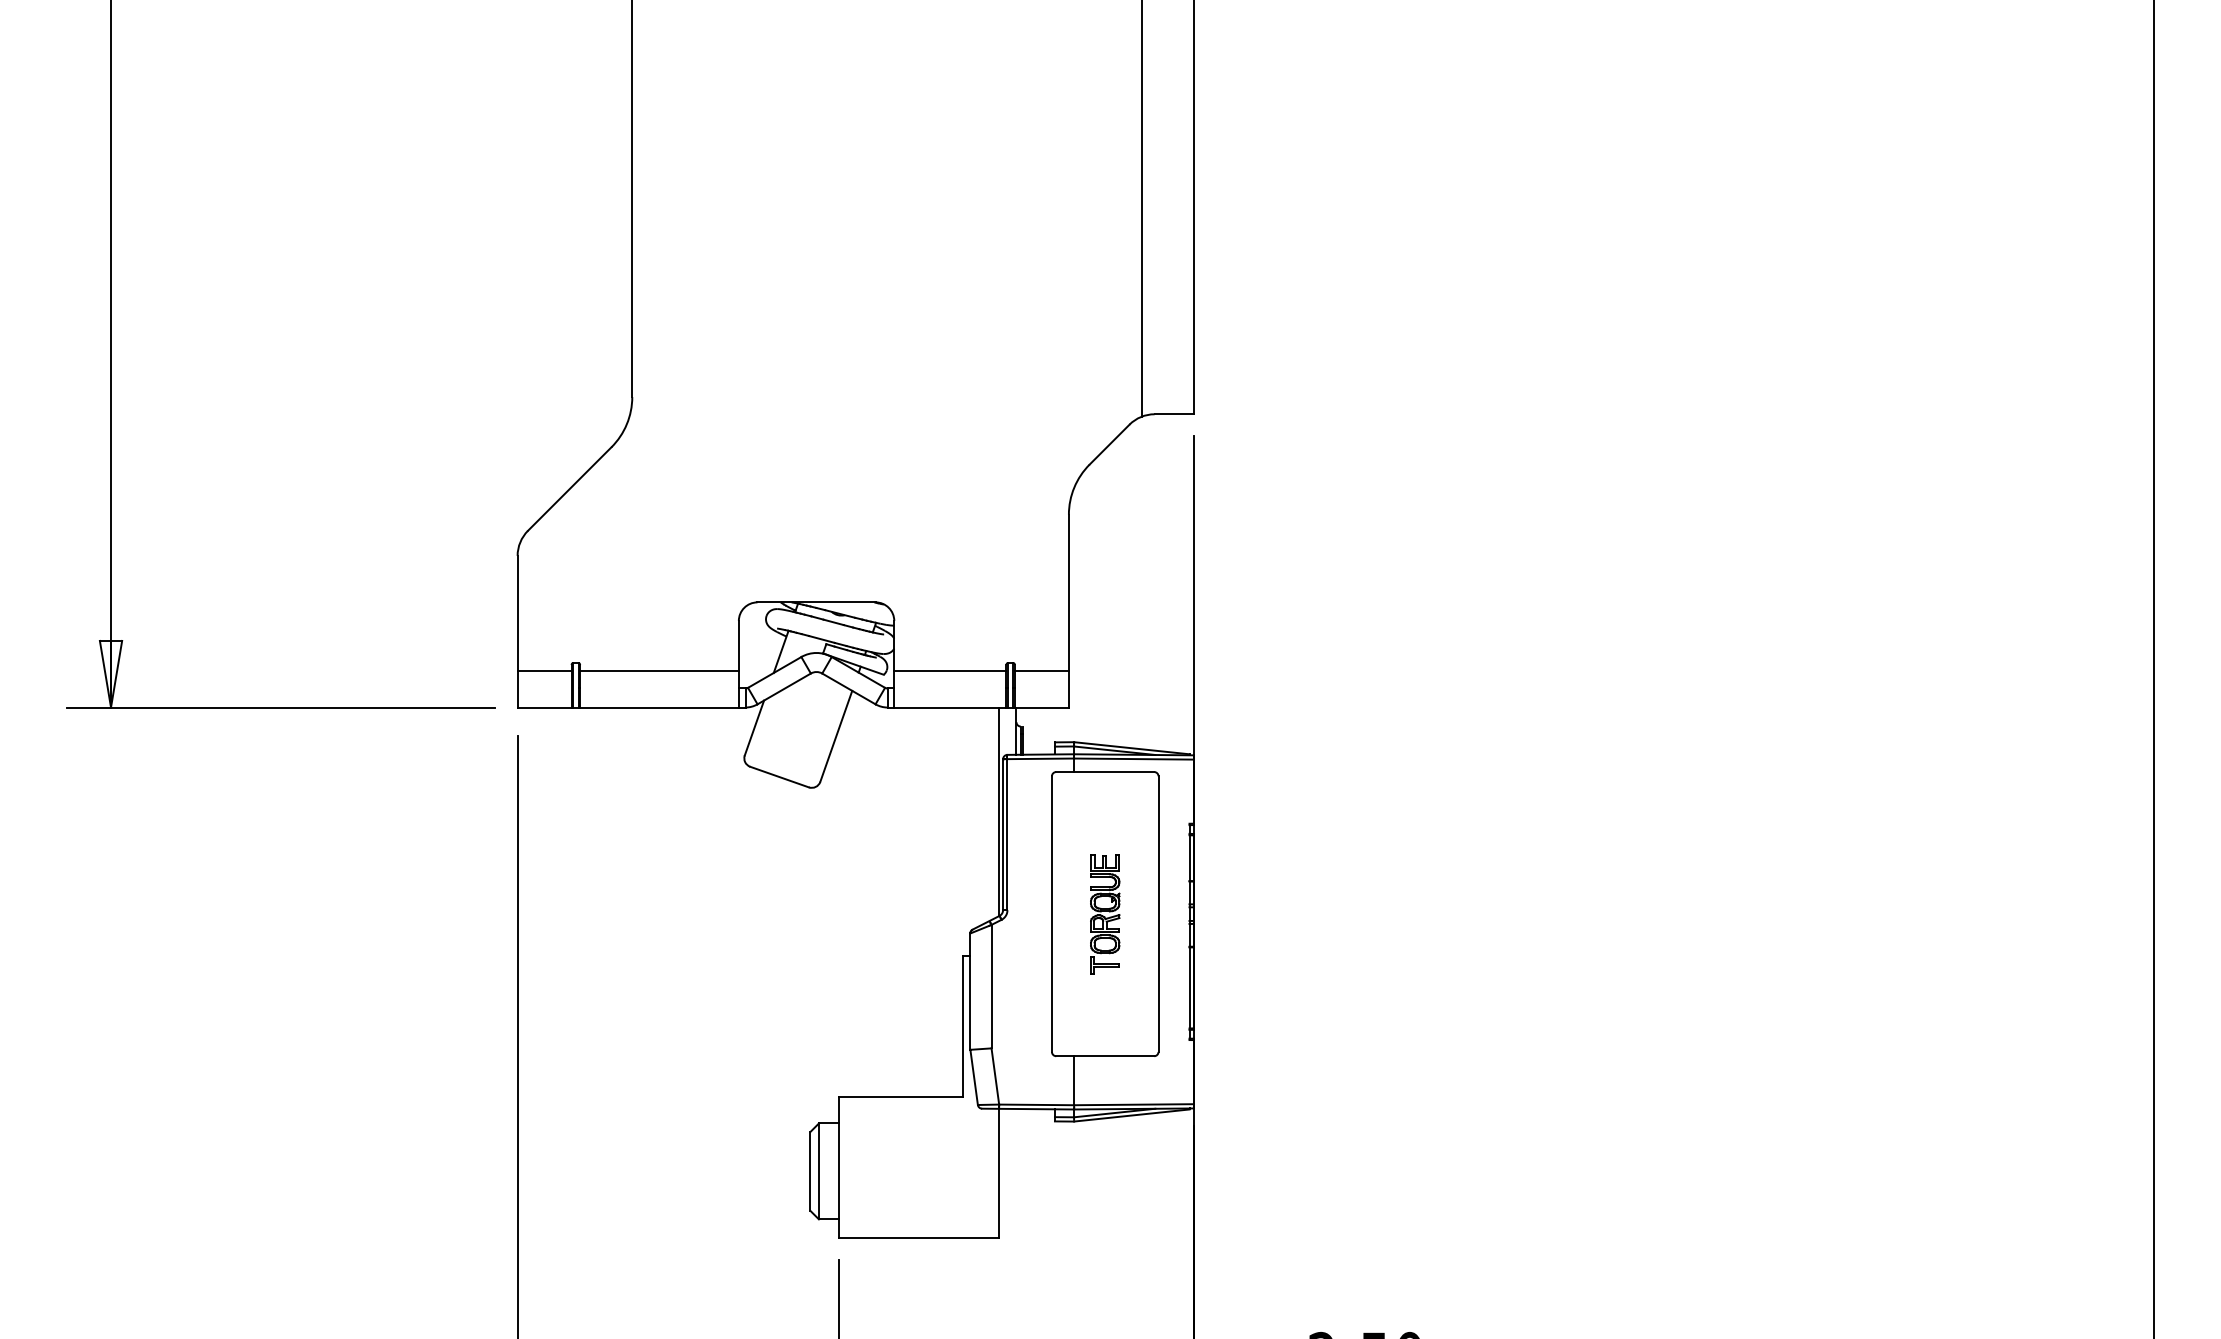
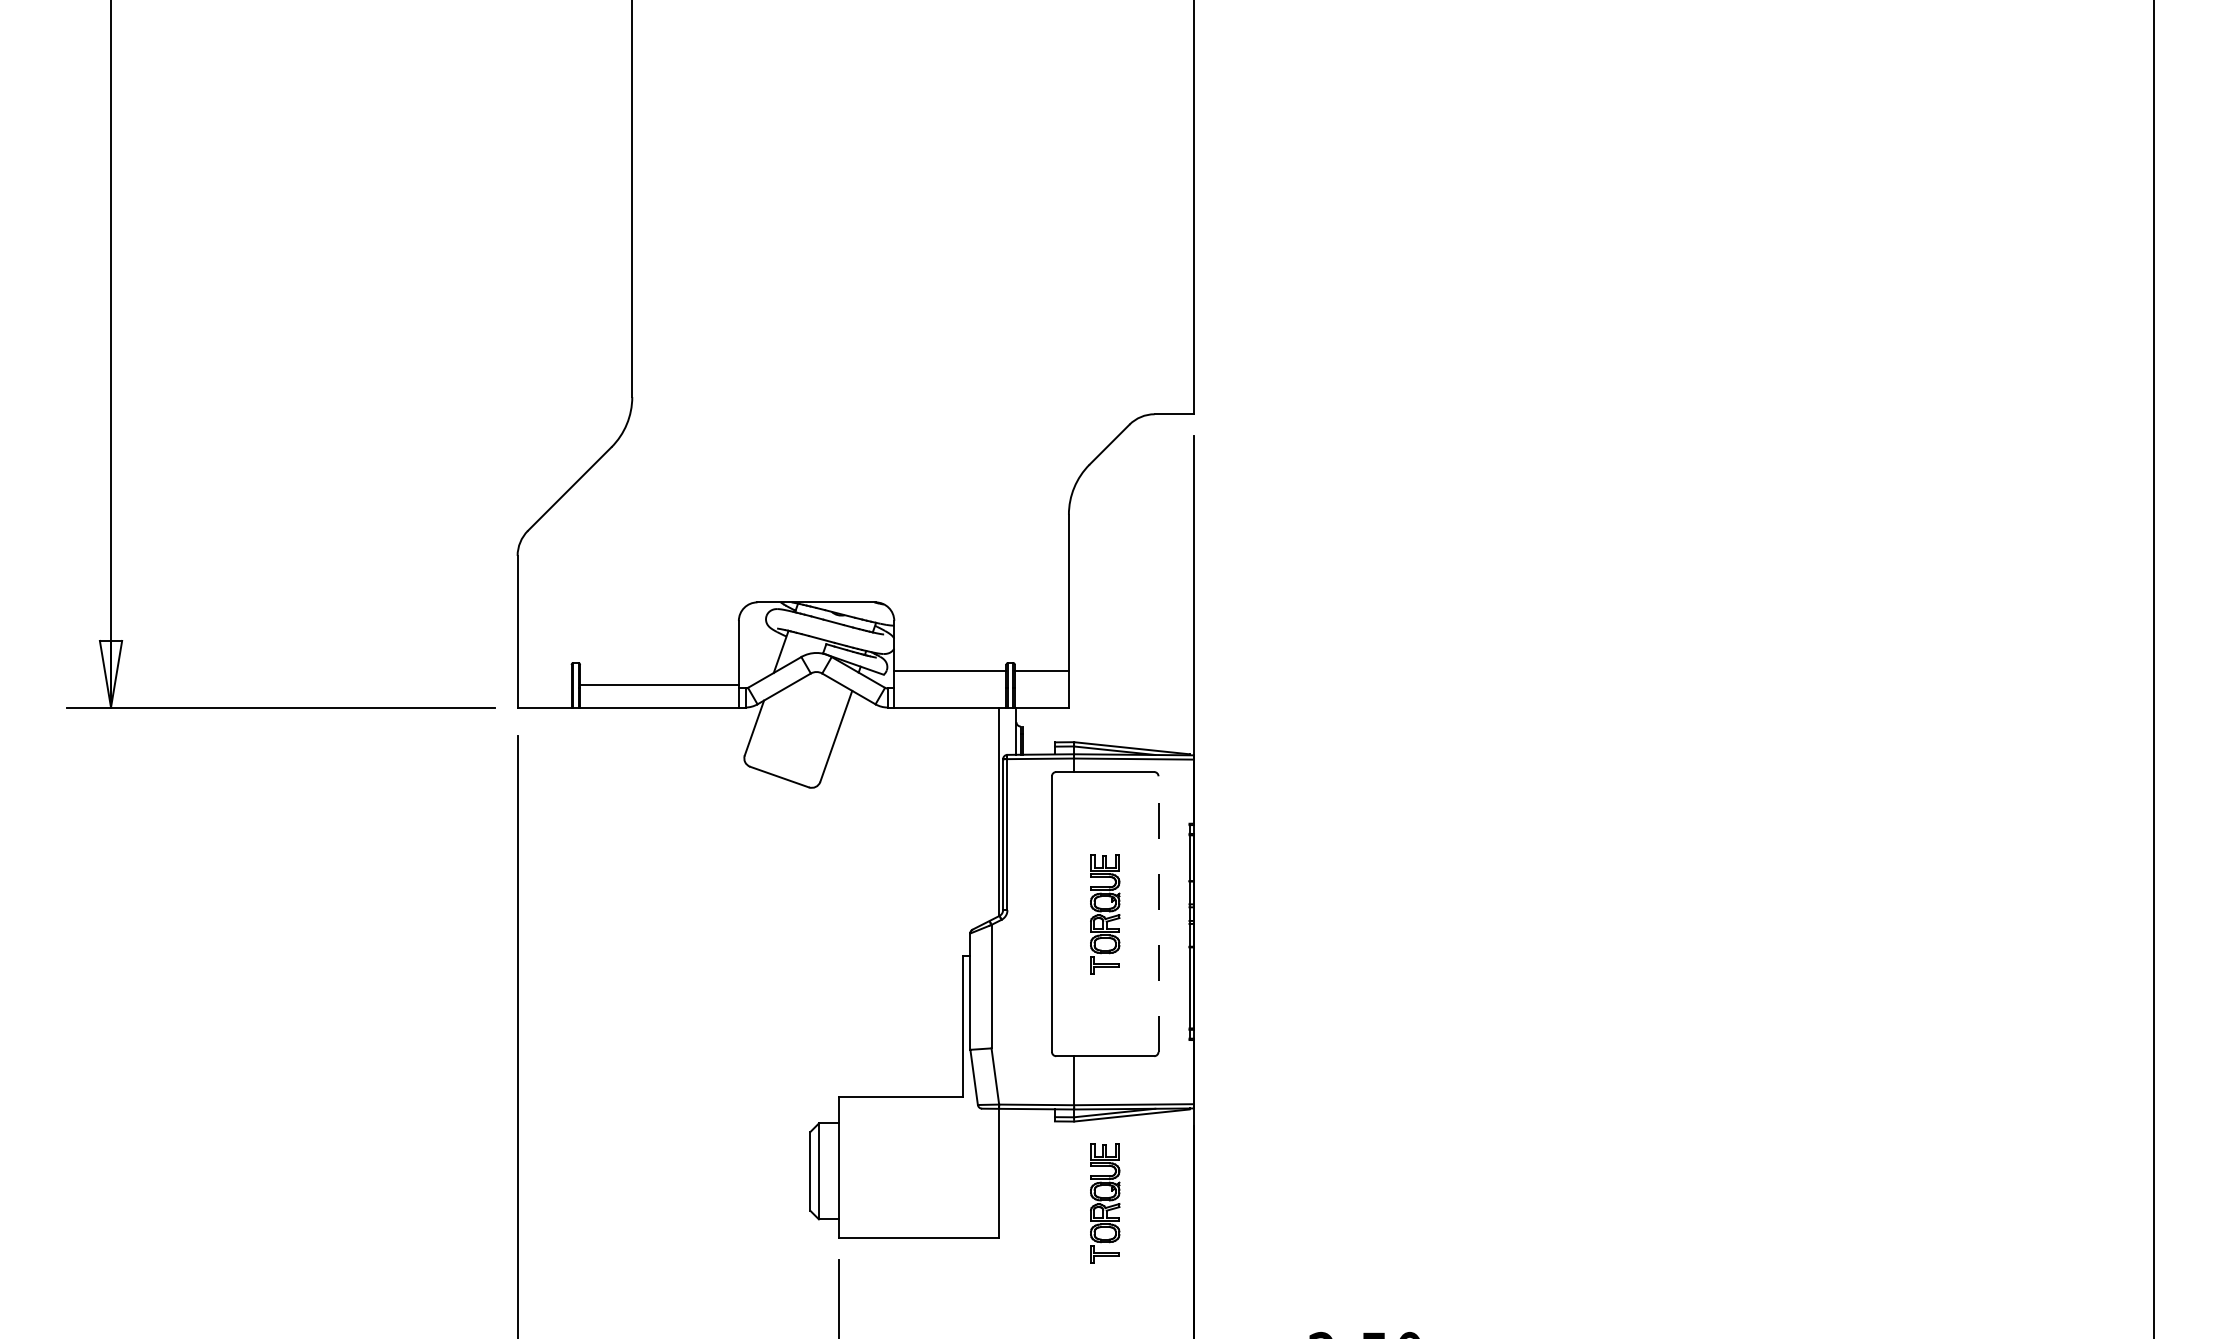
line: present -> none (1142, 209)
line: present -> none (544, 671)
line position: (659, 671) -> (659, 685) (659, 685)
line: solid -> dashed (1158, 914)
part: none -> present (1105, 1203)
